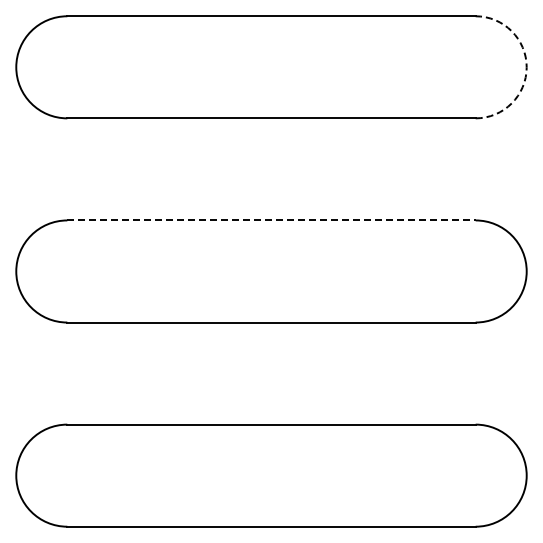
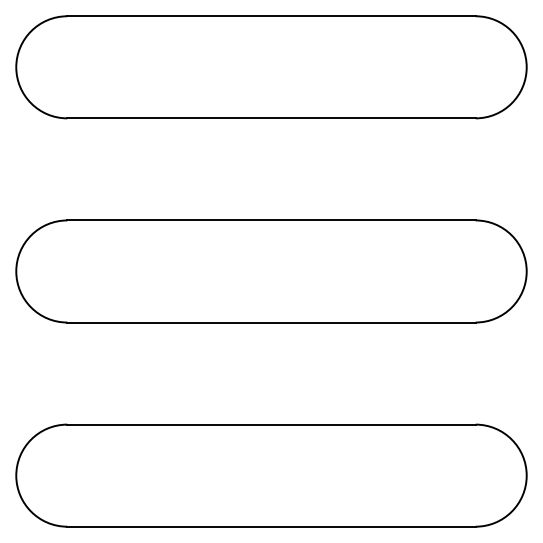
arc: dashed -> solid (526, 67)
line: dashed -> solid (271, 220)
